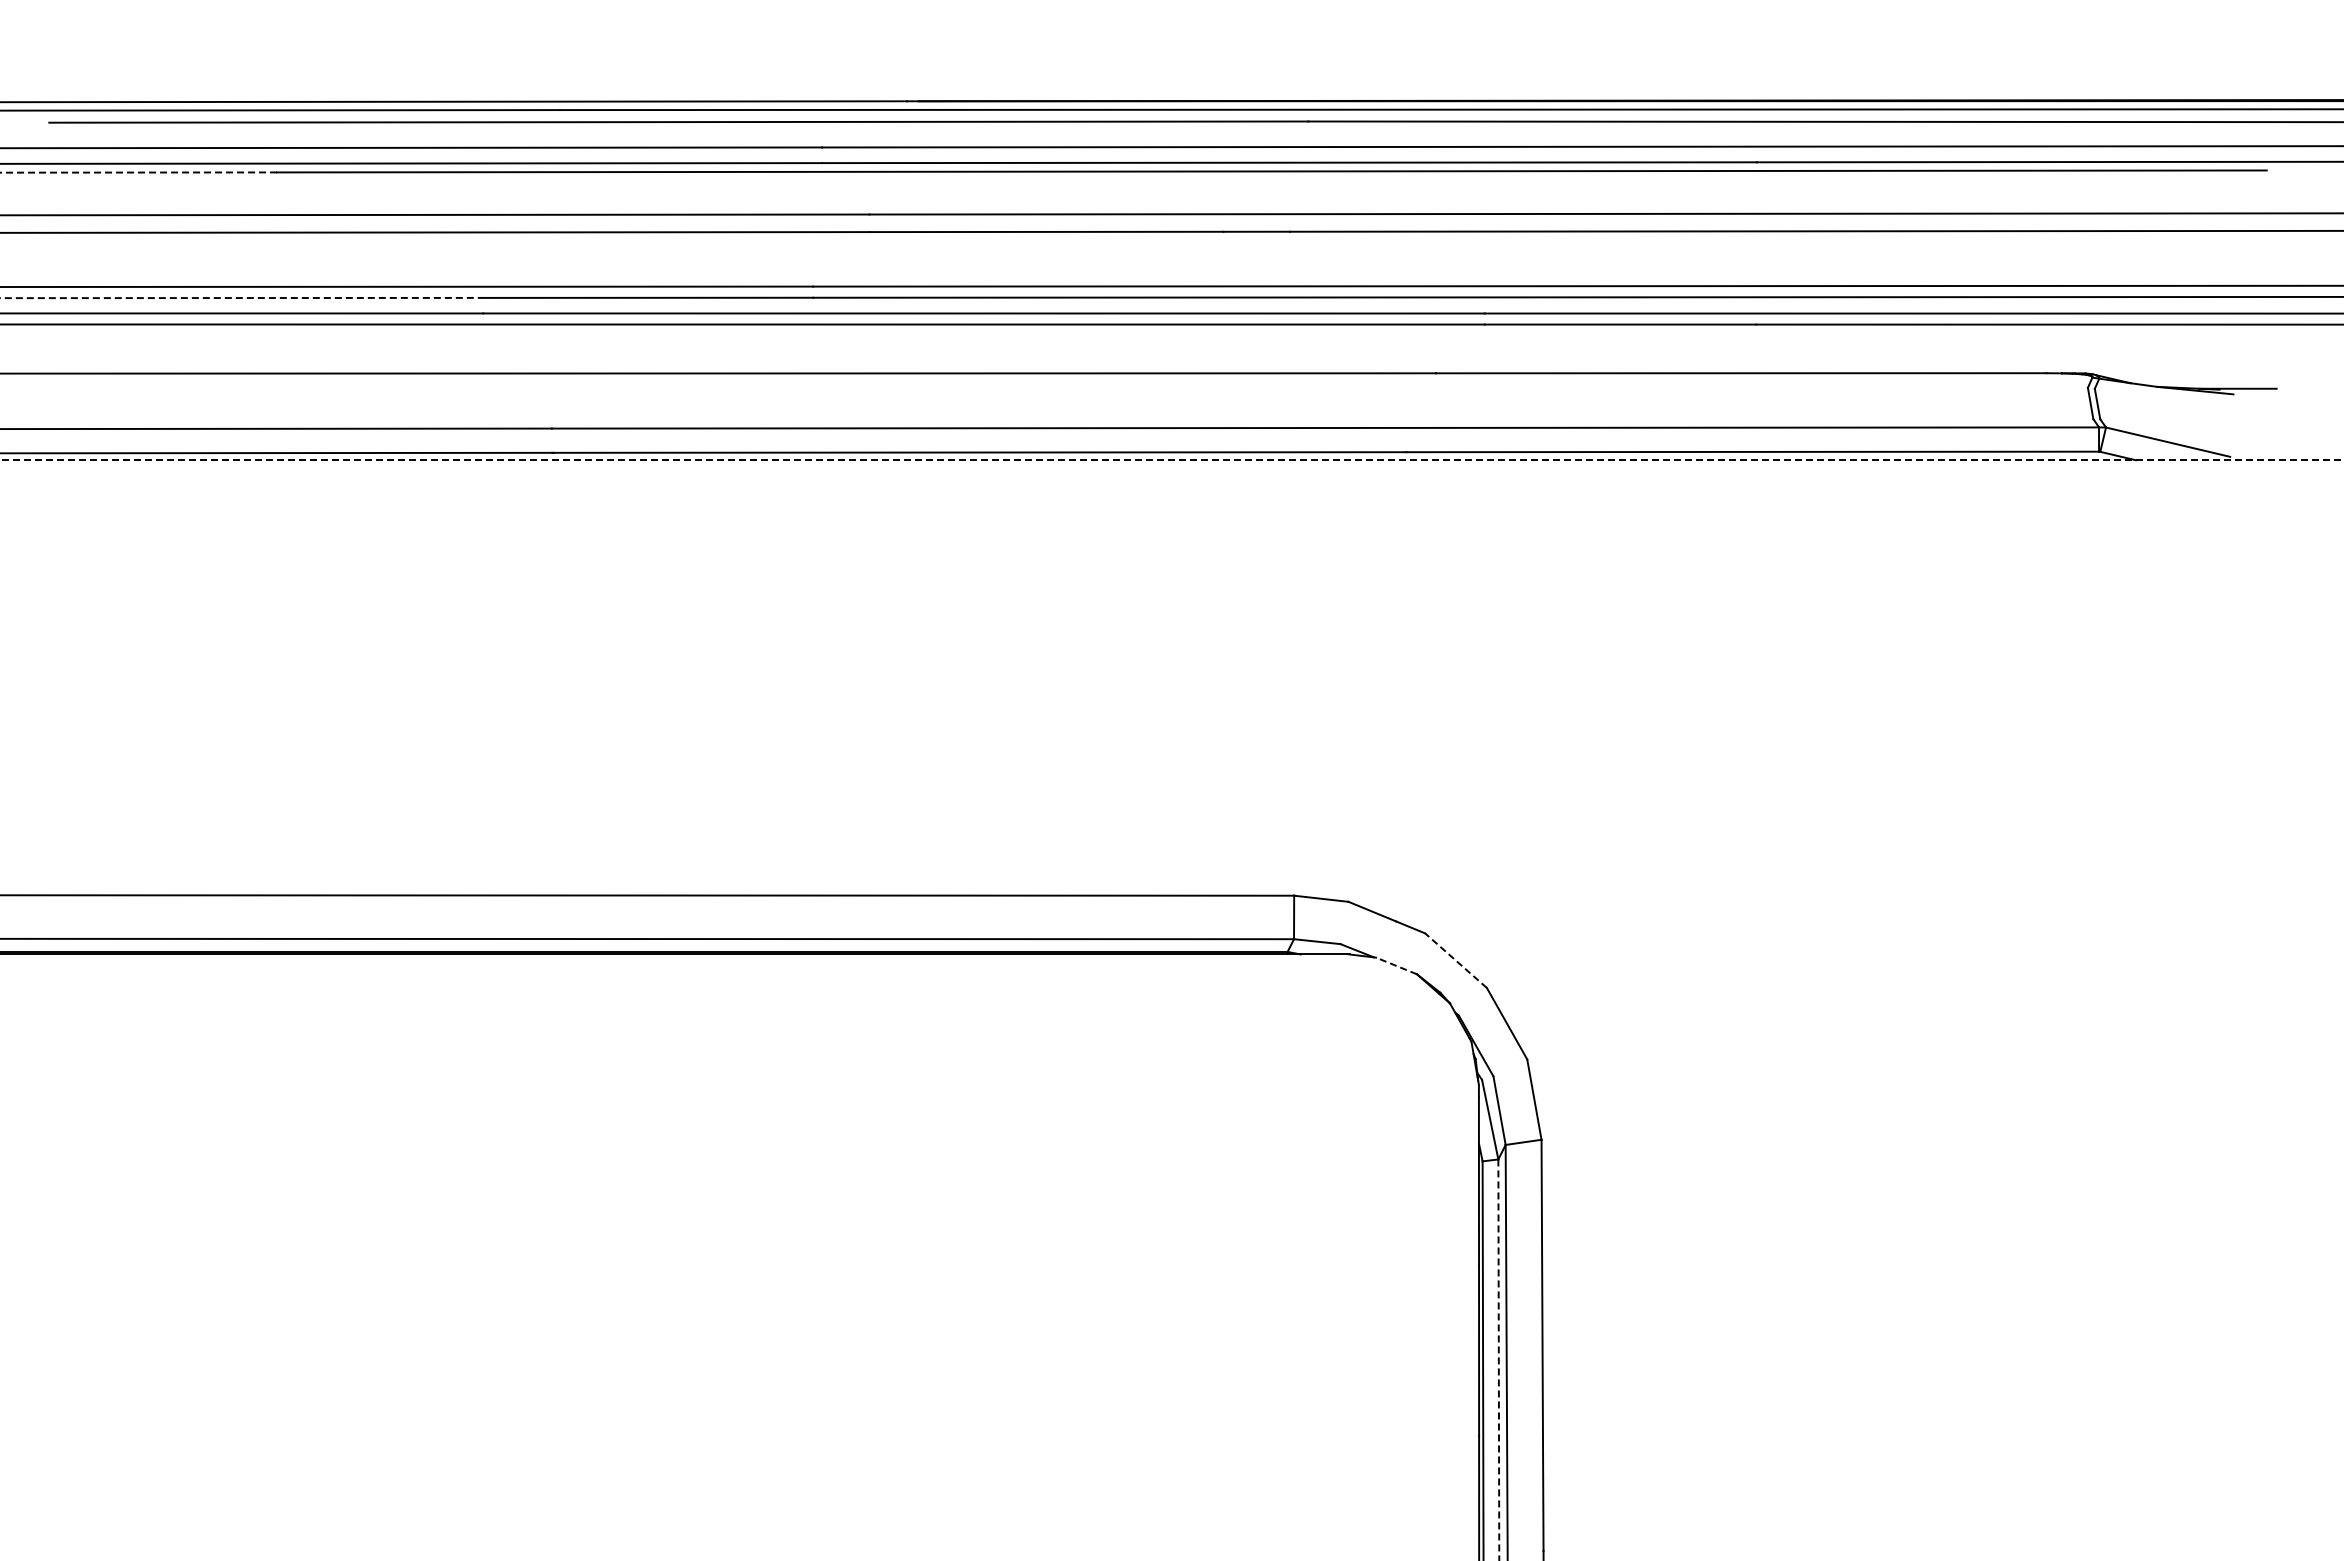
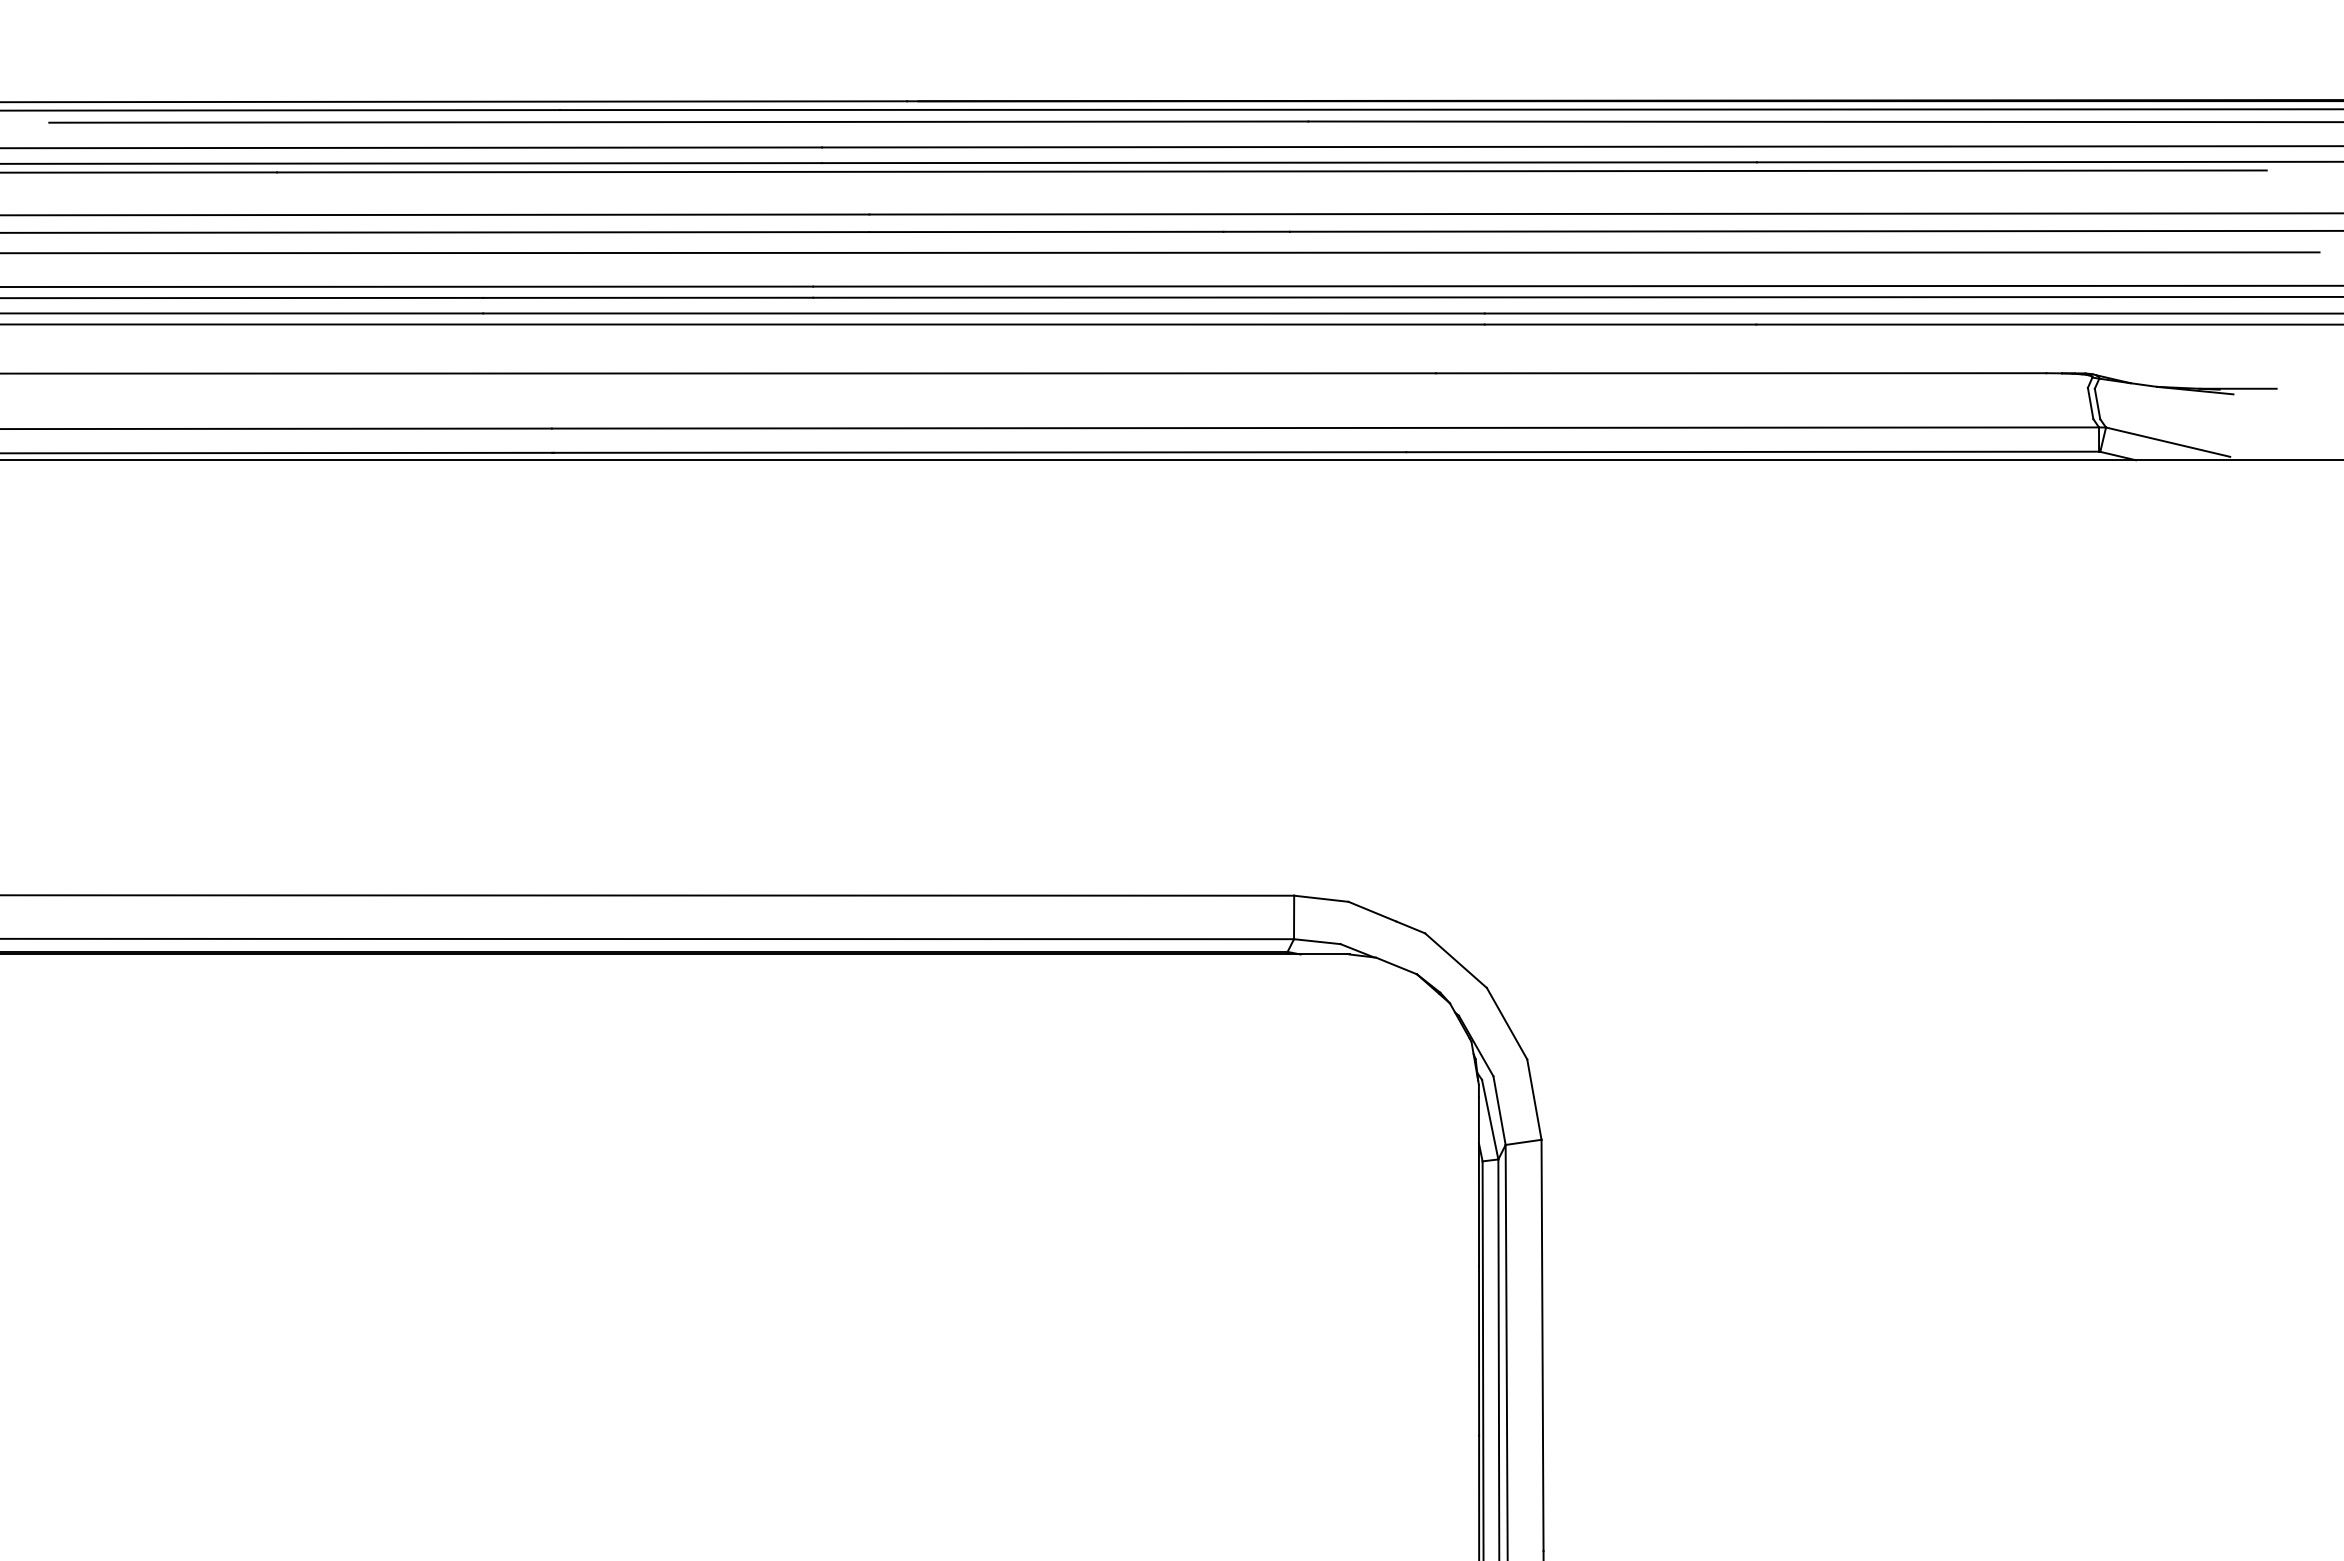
line: dashed -> solid (138, 172)
line: none -> present (1160, 252)
line: dashed -> solid (242, 298)
line: dashed -> solid (1172, 460)
line: dashed -> solid (1455, 960)
line: dashed -> solid (1396, 965)
line: dashed -> solid (1498, 1360)
